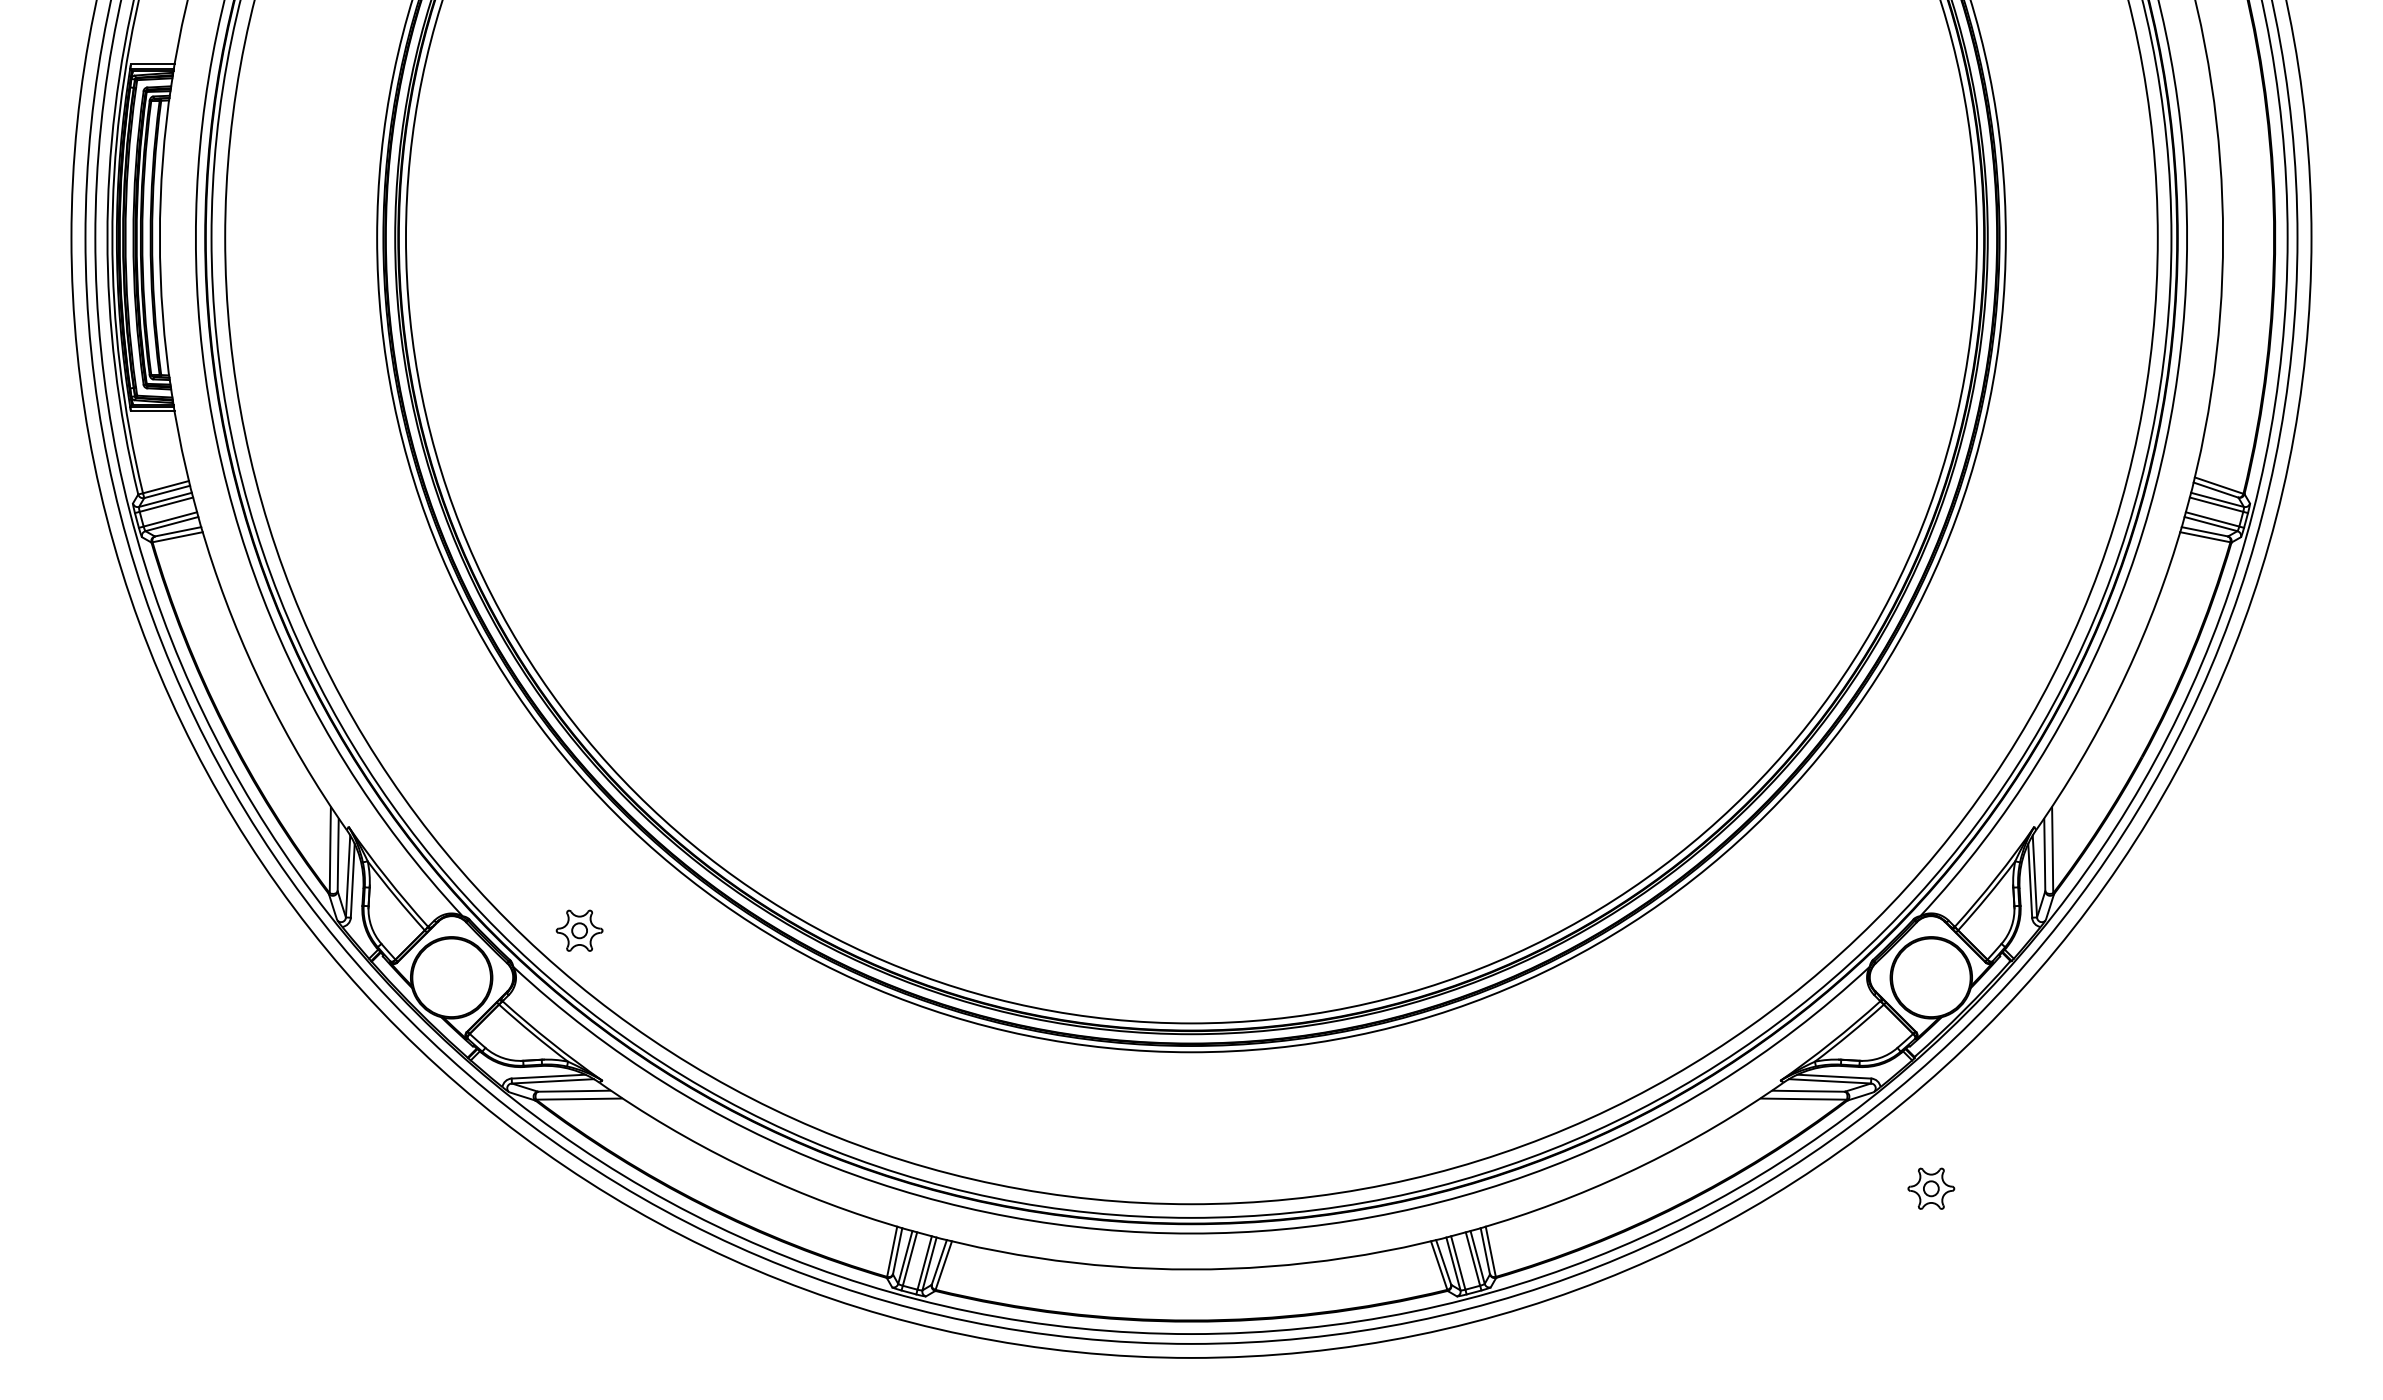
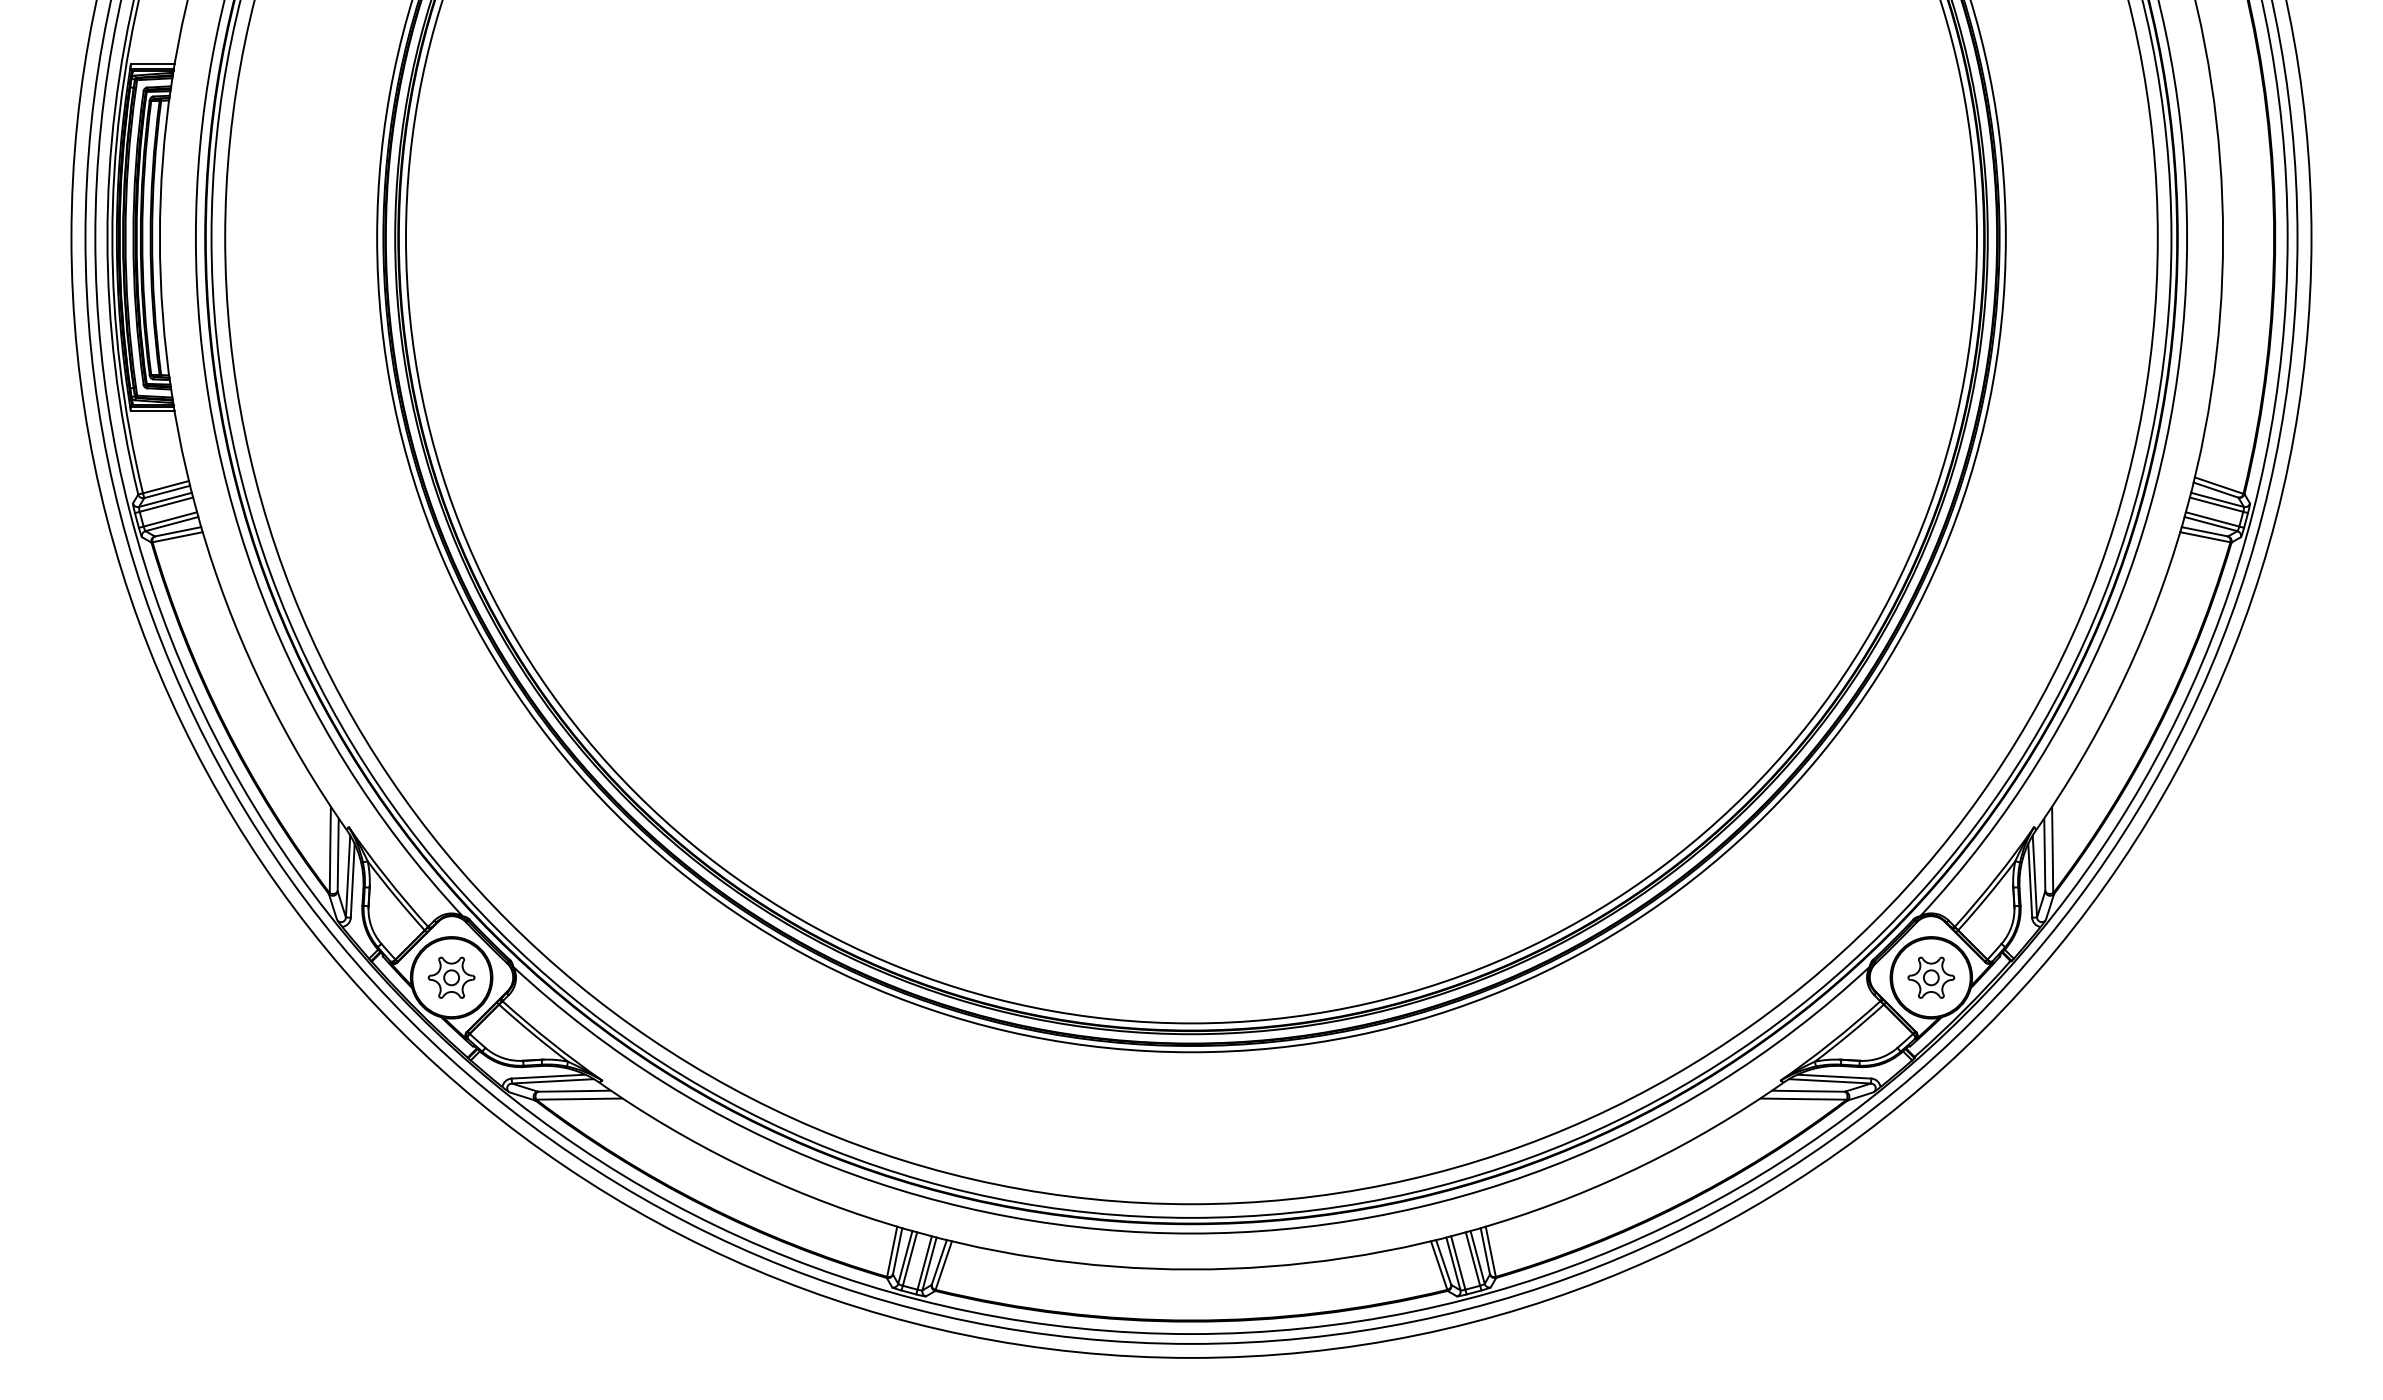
part position: (579, 930) -> (451, 977) (451, 977)
part position: (1931, 1188) -> (1931, 977) (1931, 977)
